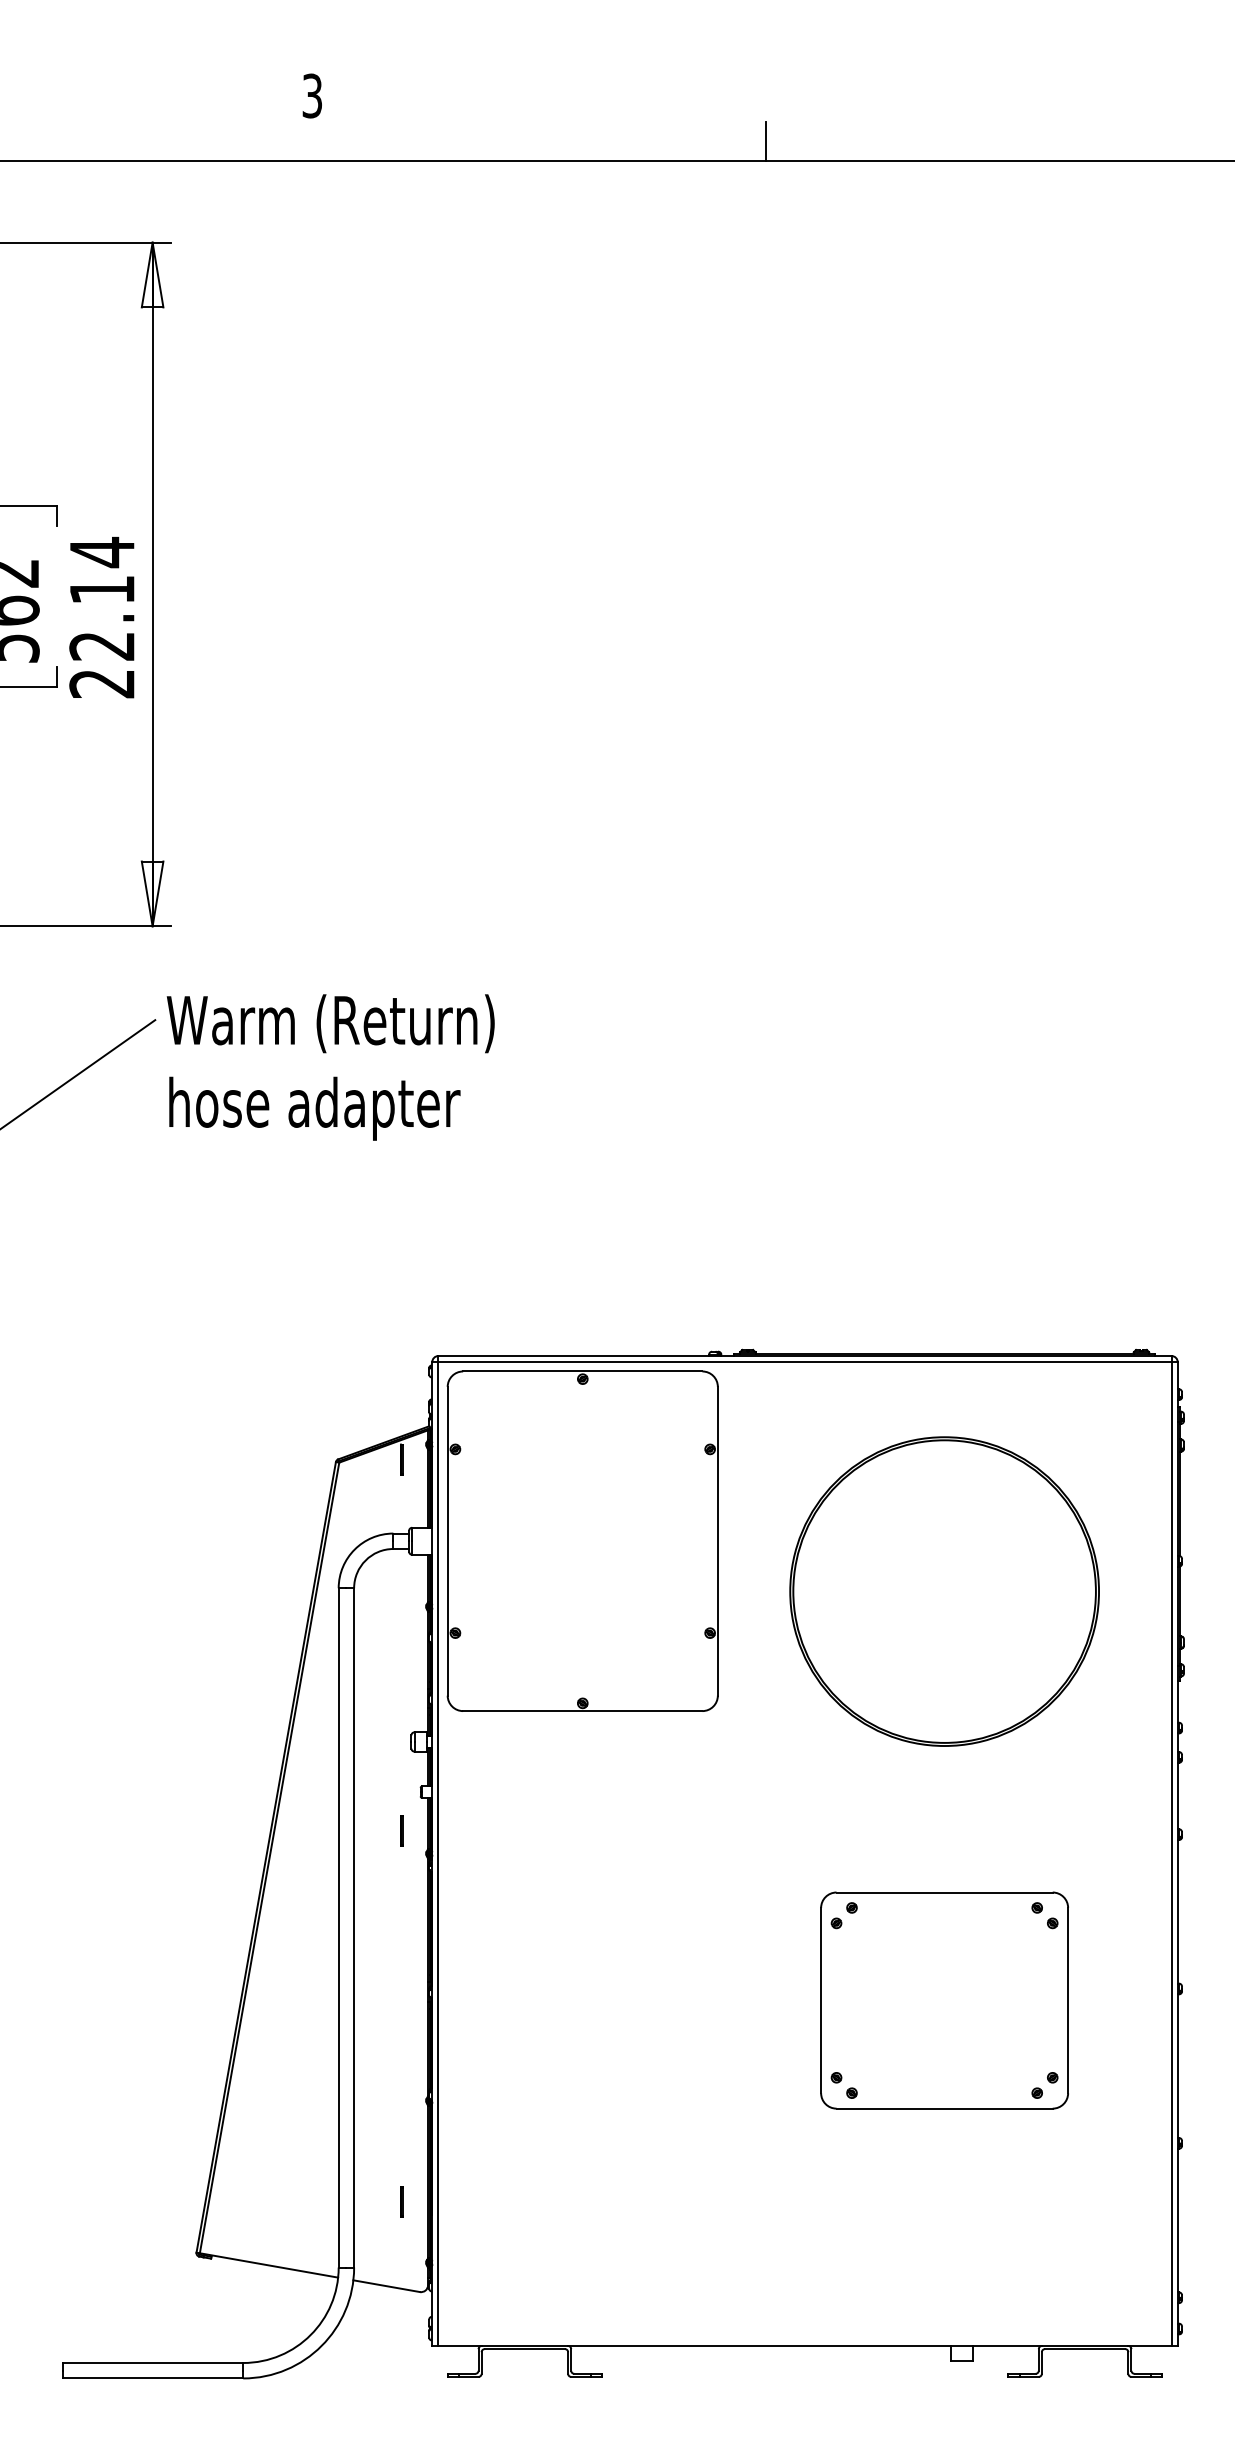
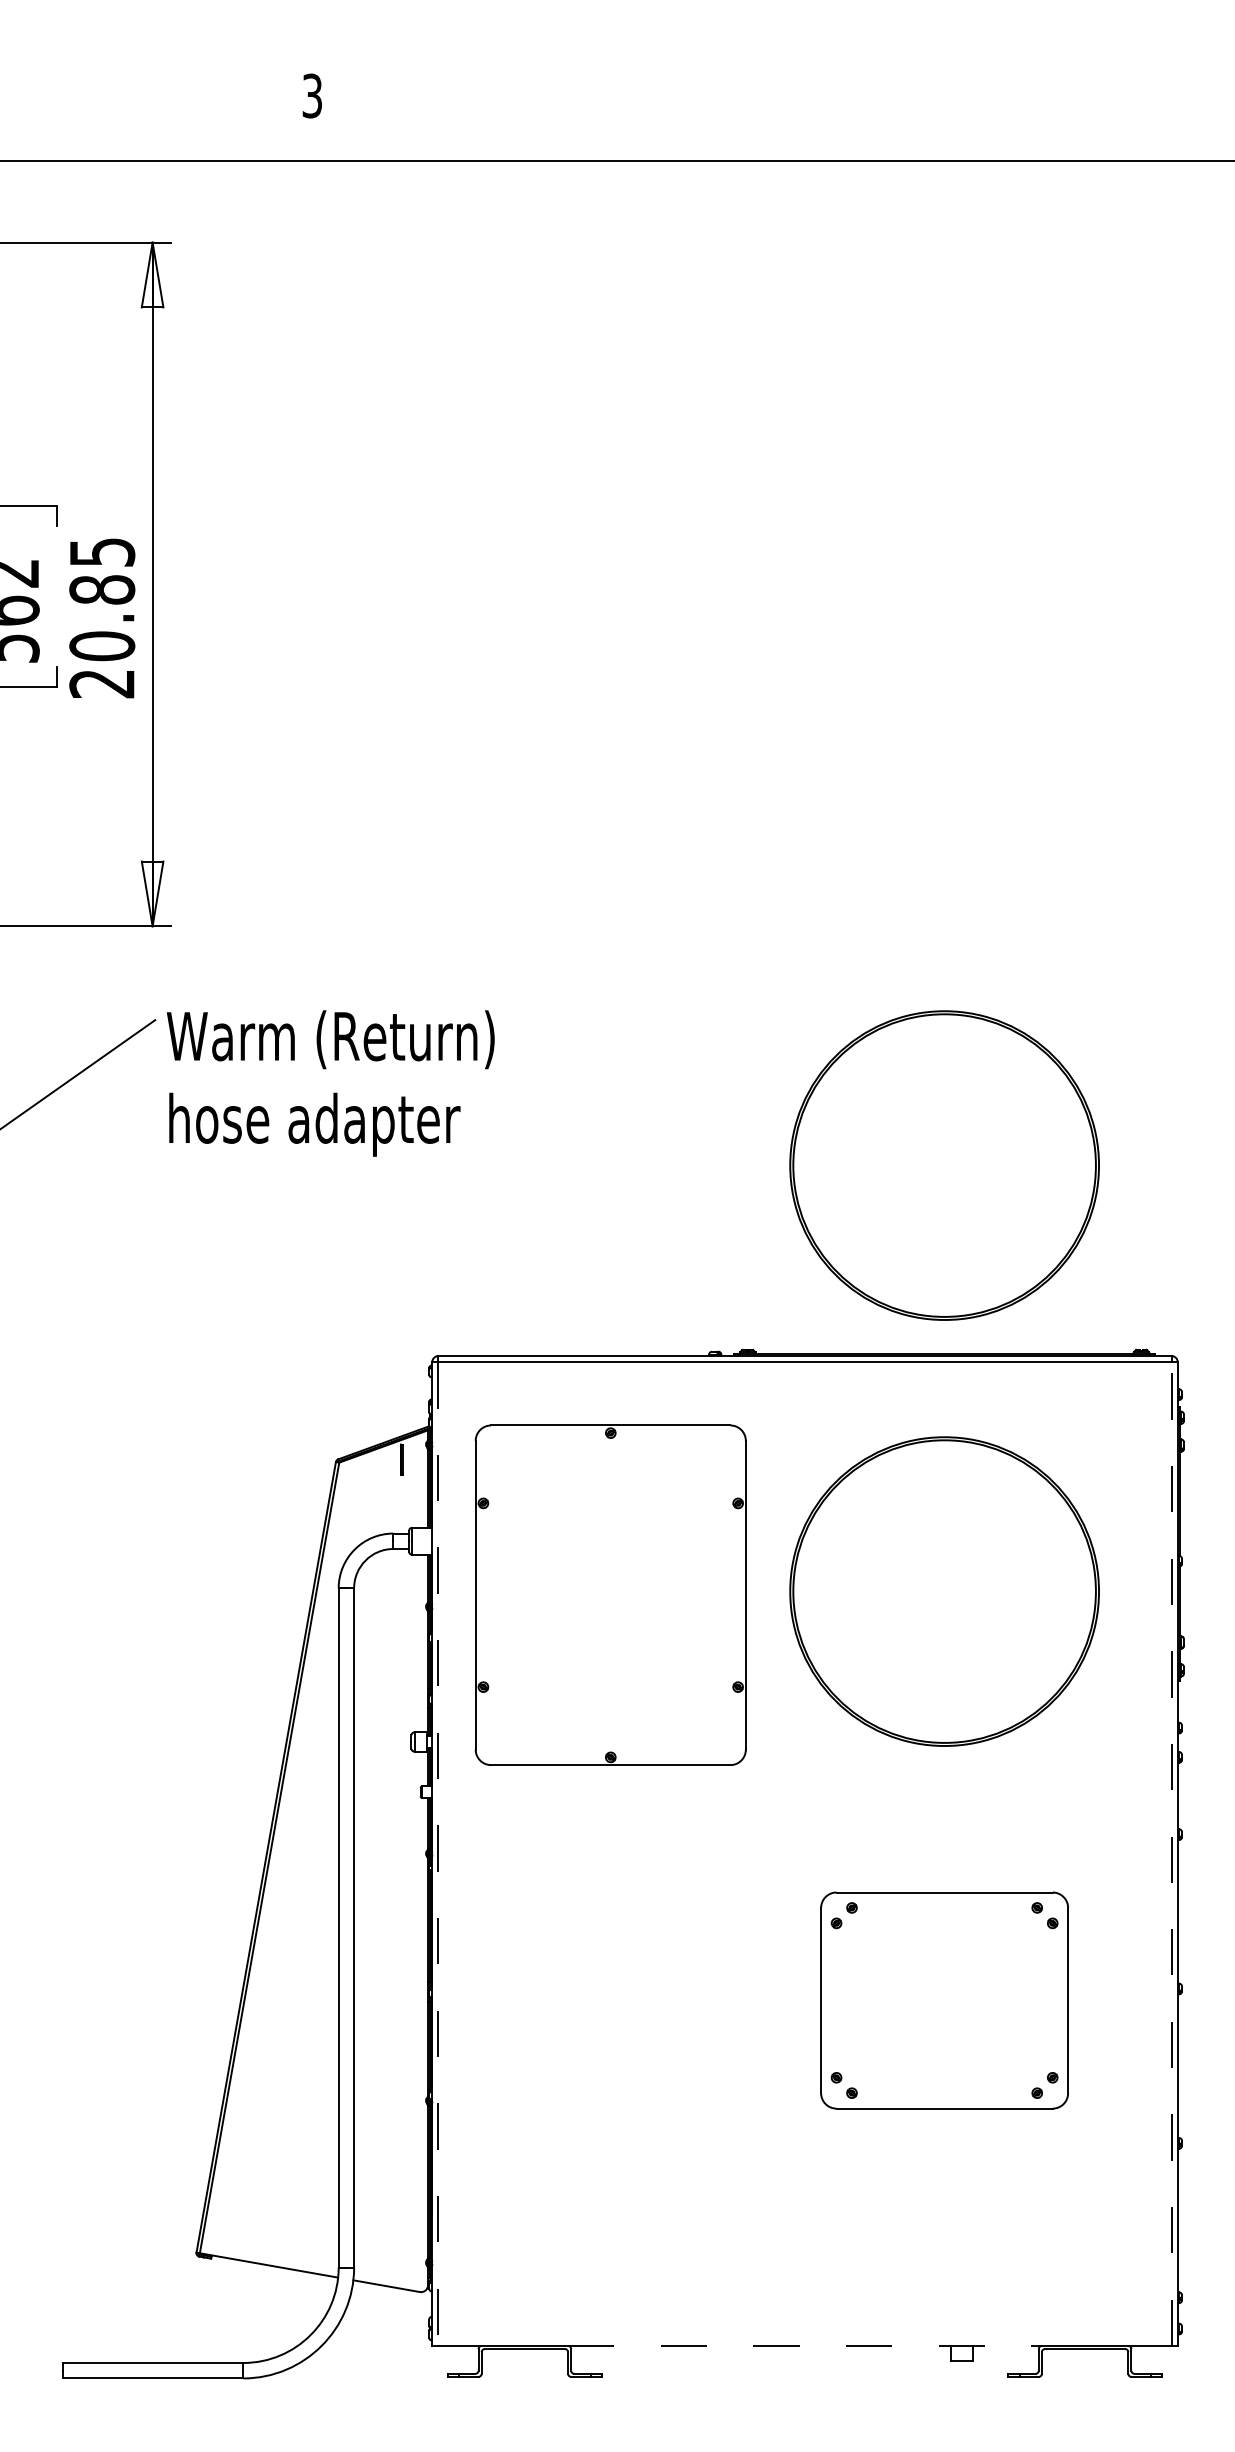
line: present -> none (765, 141)
text: 22.14 -> 20.85 (102, 598)
text position: (330, 1067) -> (330, 1083) (330, 1083)
part: none -> present (944, 1165)
part position: (582, 1540) -> (610, 1594) (610, 1594)
line: present -> none (401, 1830)
line: solid -> dashed (438, 1854)
line: solid -> dashed (1171, 1854)
line: present -> none (401, 2201)
line: solid -> dashed (805, 2346)
